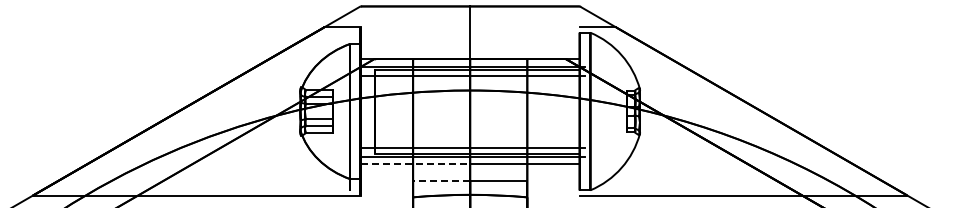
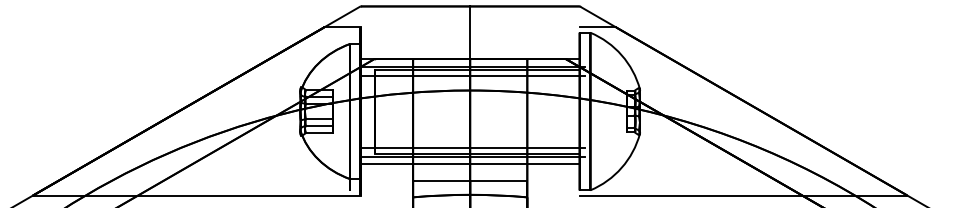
line: dashed -> solid (415, 164)
line: dashed -> solid (441, 181)
